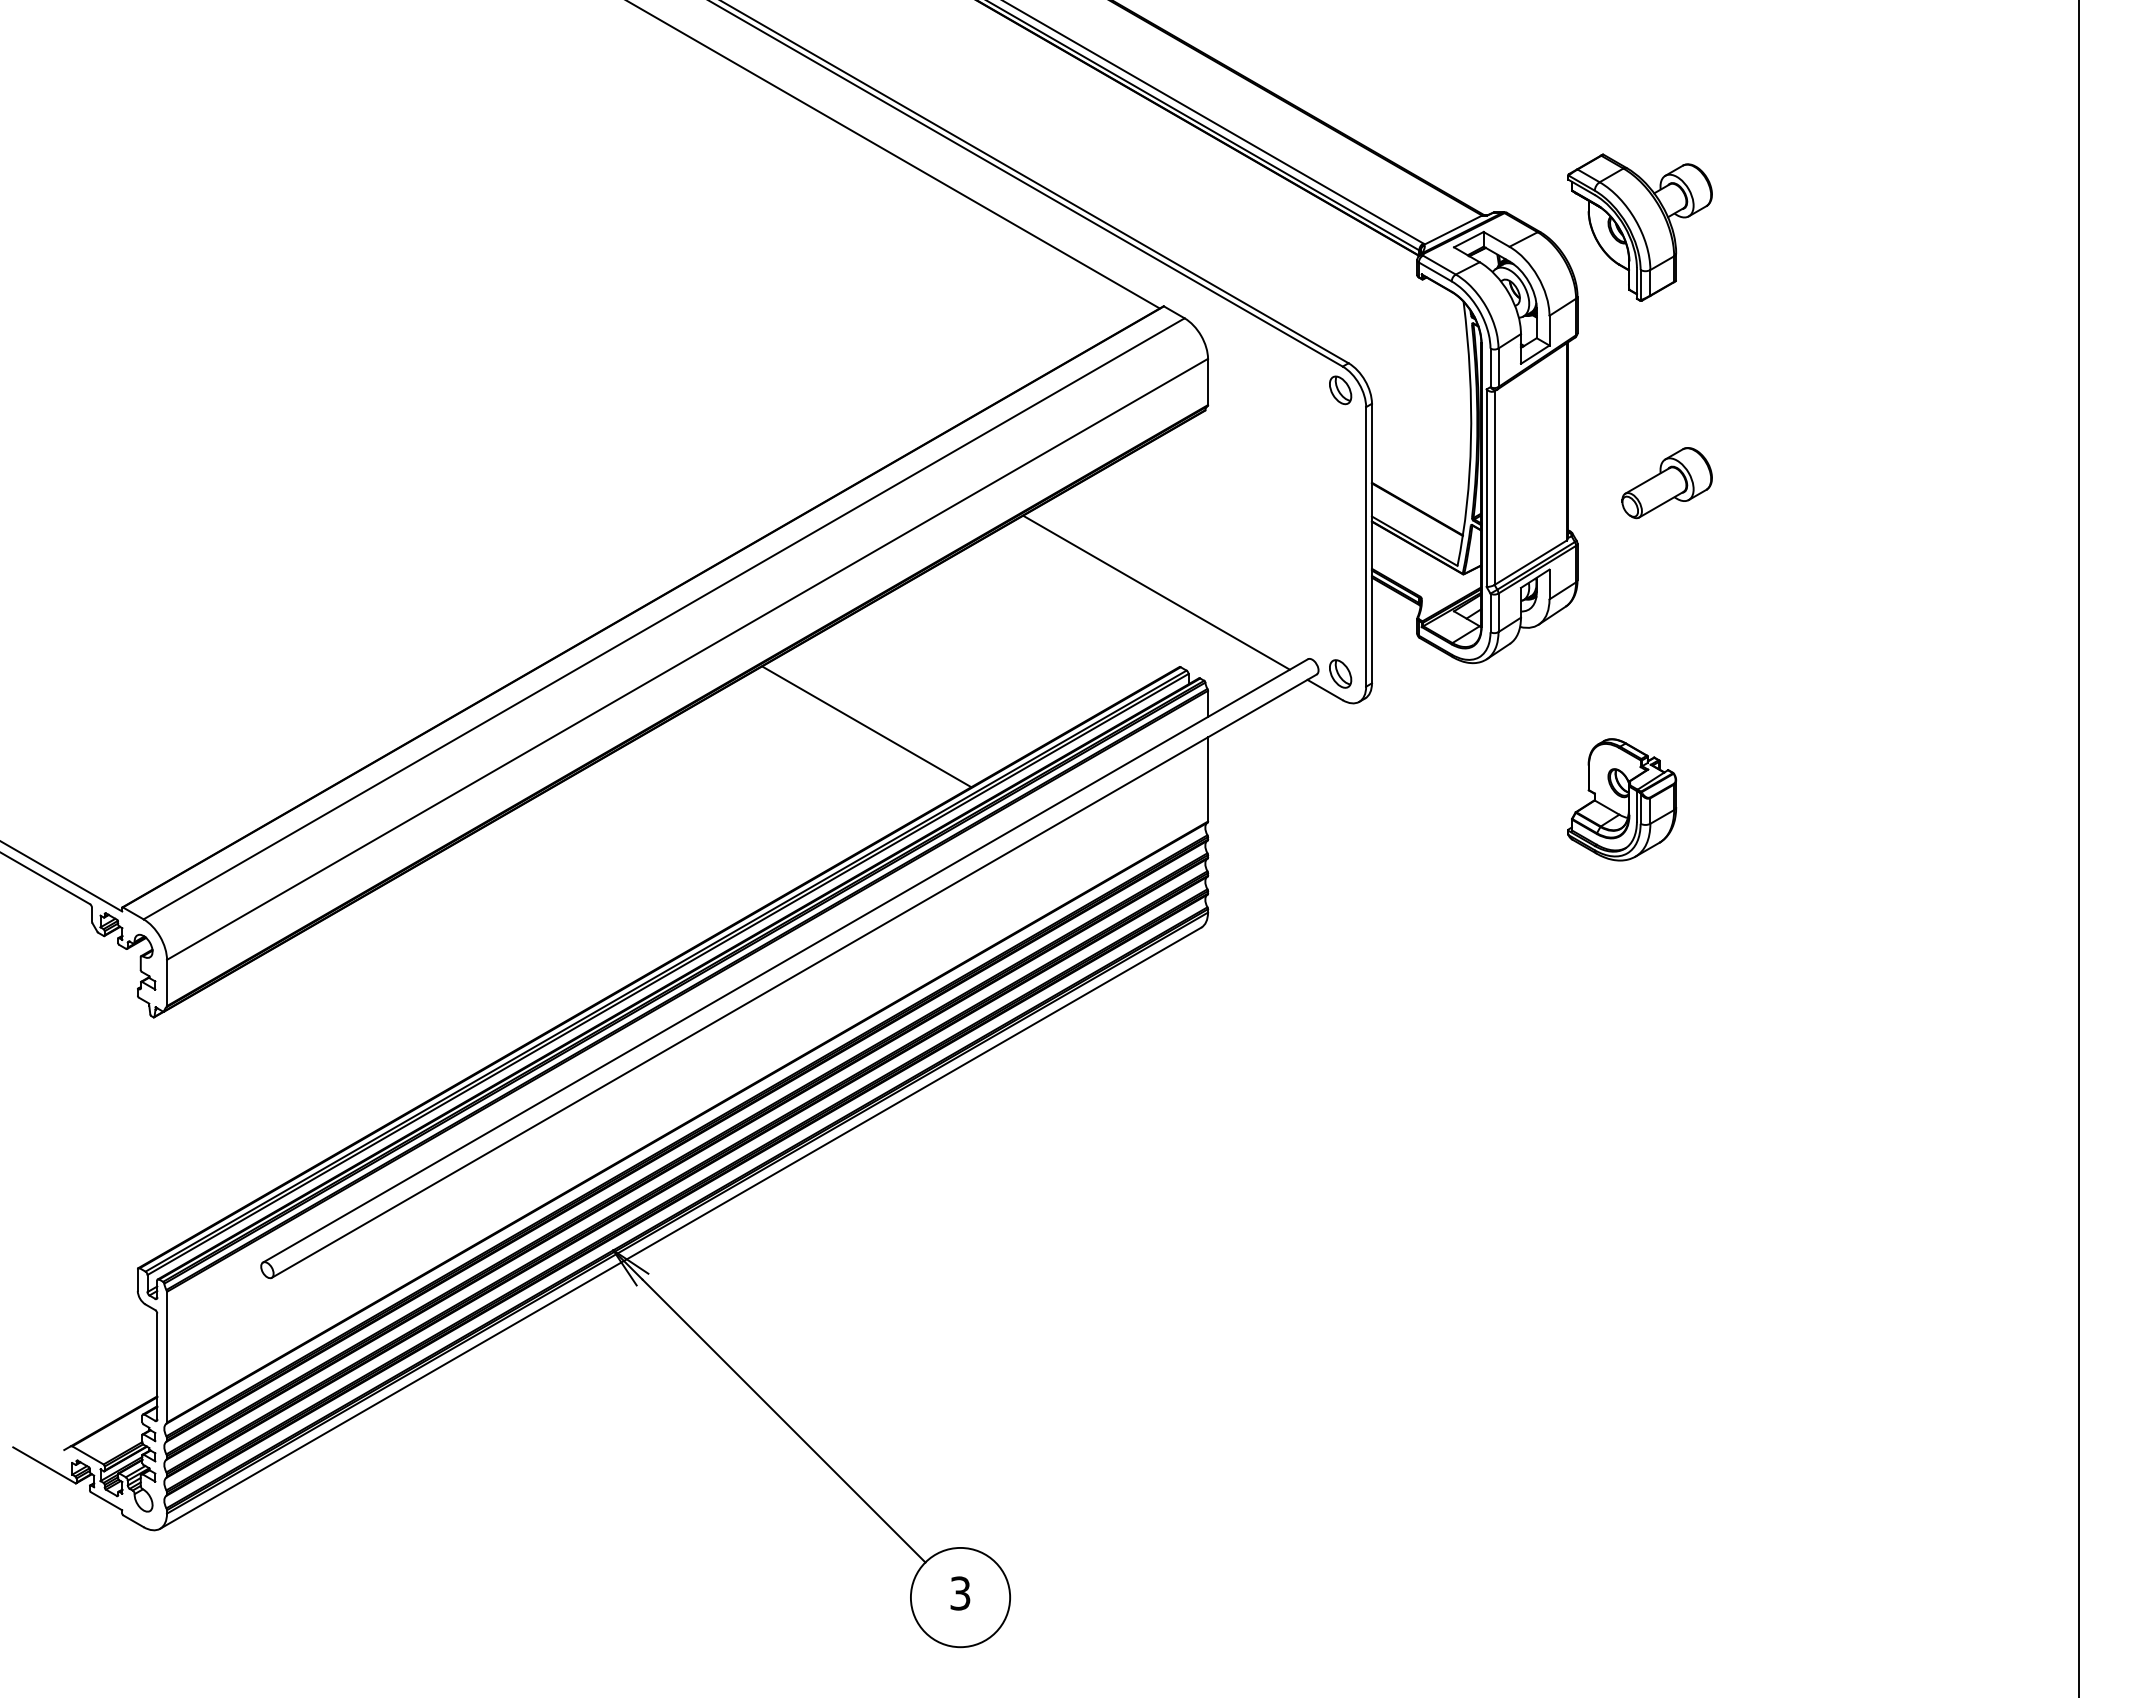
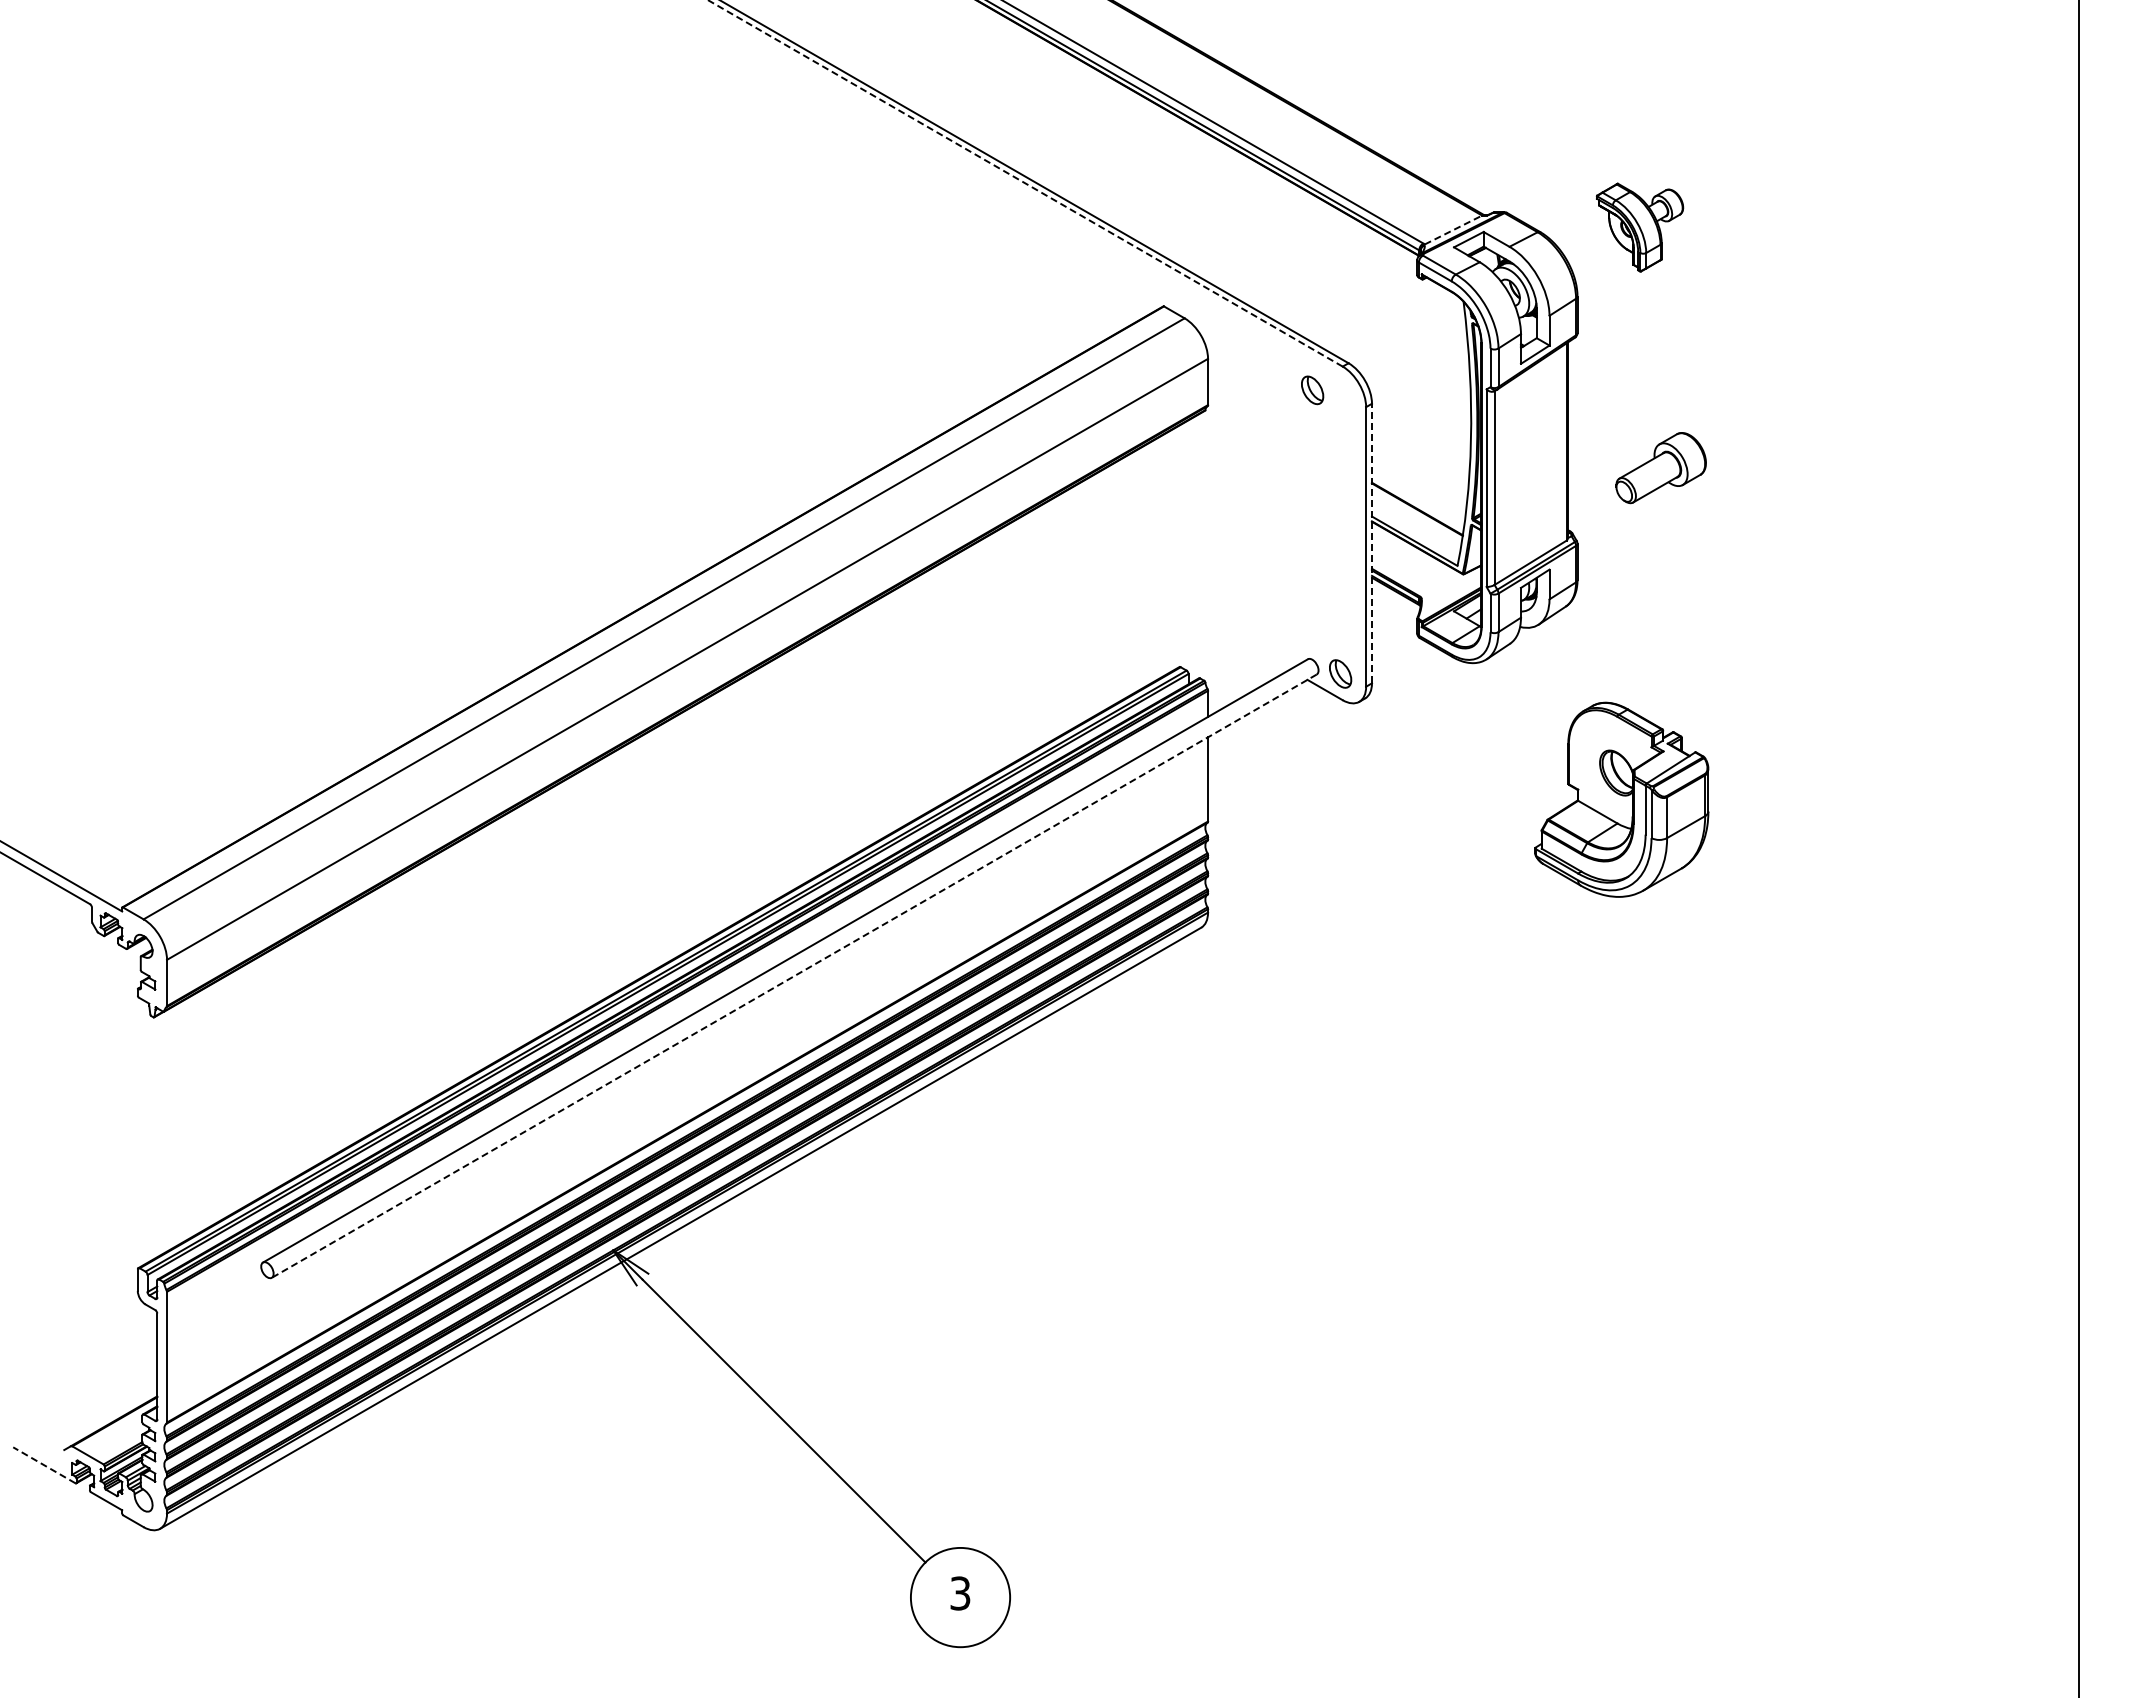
line: present -> none (894, 155)
line: solid -> dashed (1025, 183)
part size: 146x149 px -> 90x91 px (1639, 227)
line: solid -> dashed (1453, 229)
part position: (1340, 390) -> (1312, 390) (1312, 390)
part position: (1666, 483) -> (1660, 468) (1660, 468)
line: solid -> dashed (1371, 543)
line: present -> none (1156, 592)
line: present -> none (866, 726)
part size: 111x124 px -> 176x197 px (1621, 799)
line: solid -> dashed (793, 976)
line: solid -> dashed (44, 1465)
